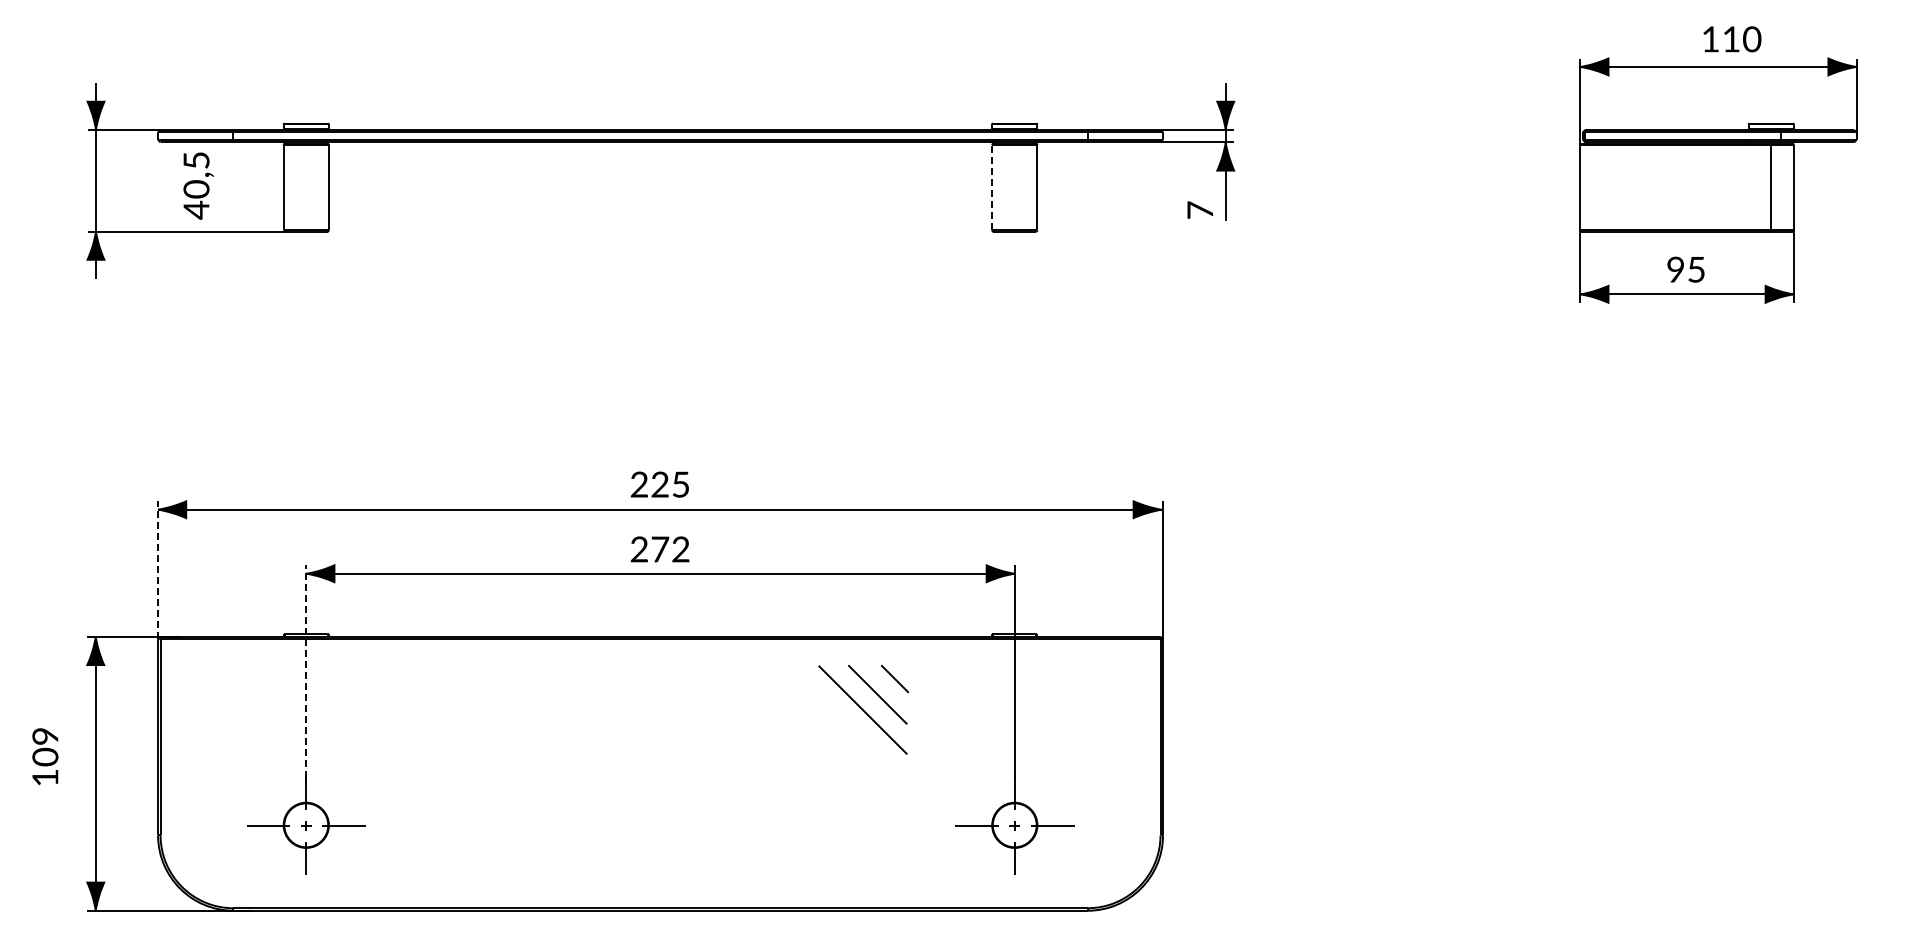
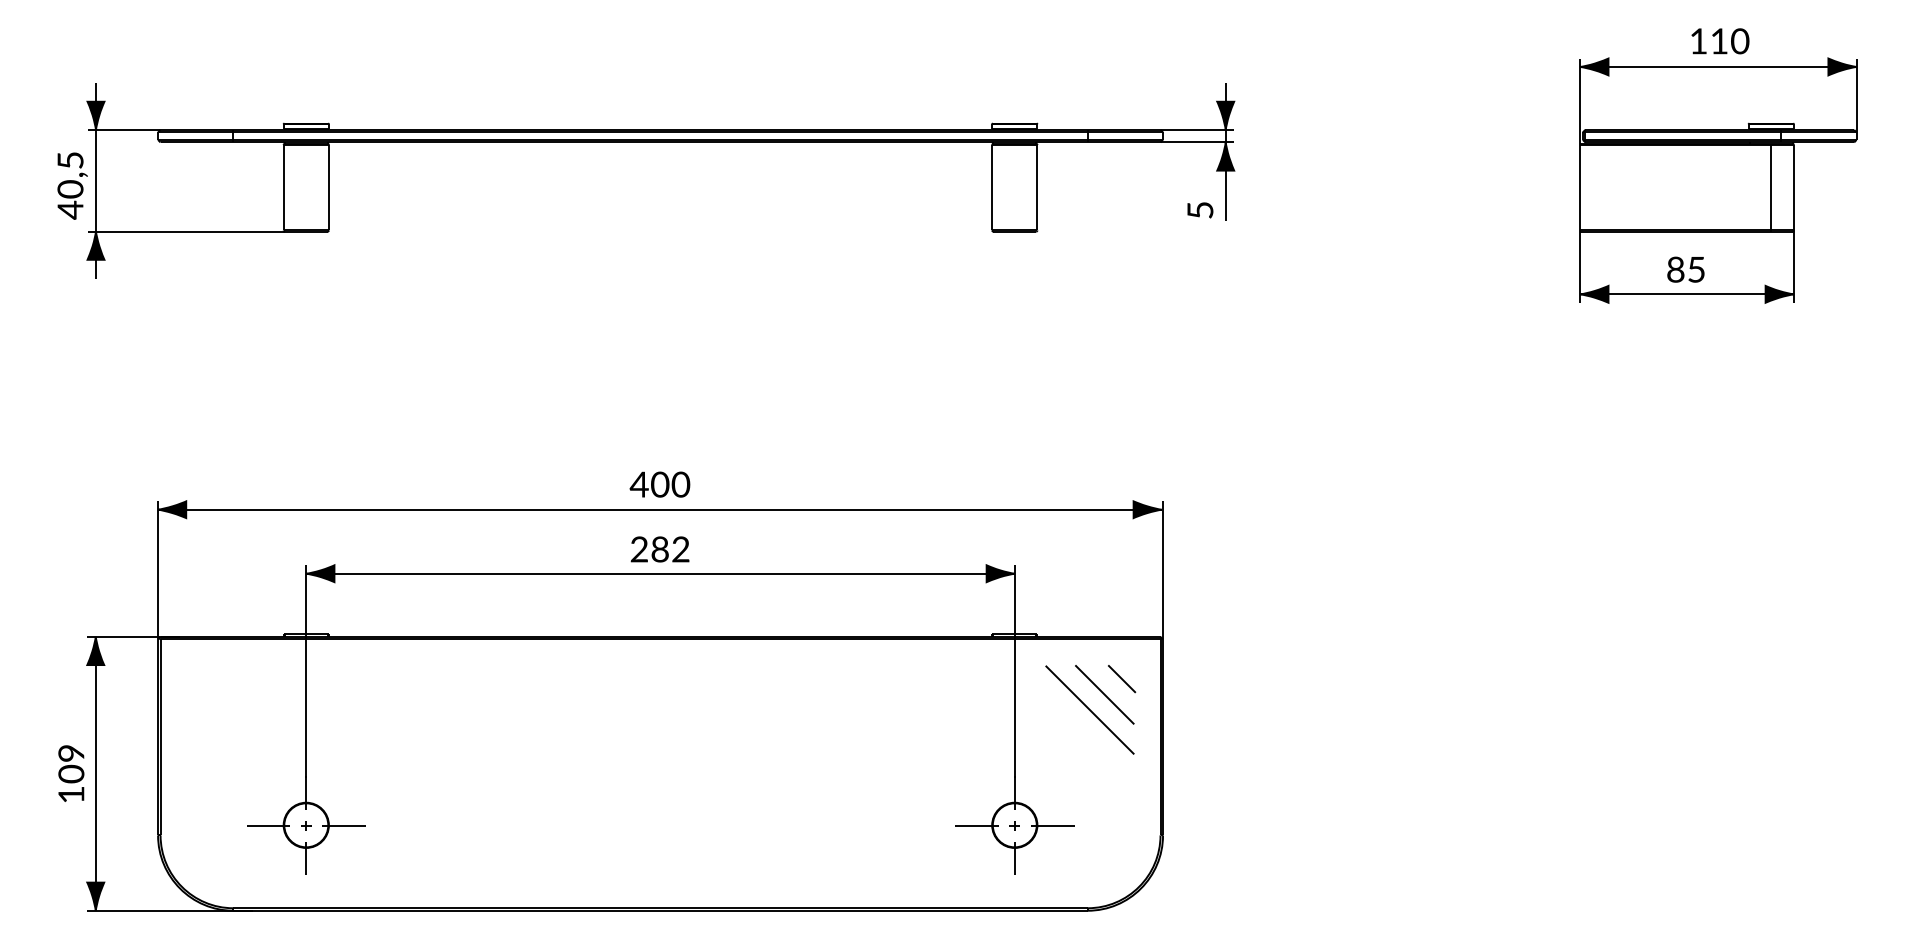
text position: (1732, 39) -> (1720, 41) (1720, 41)
text position: (198, 185) -> (72, 185) (72, 185)
line: dashed -> solid (992, 187)
text: 7 -> 5 (1200, 209)
text: 95 -> 85 (1675, 270)
text: 225 -> 400 (659, 484)
text: 272 -> 282 (660, 549)
line: dashed -> solid (158, 569)
line: dashed -> solid (306, 670)
part position: (863, 709) -> (1090, 709) (1090, 709)
text position: (45, 756) -> (71, 773) (71, 773)
